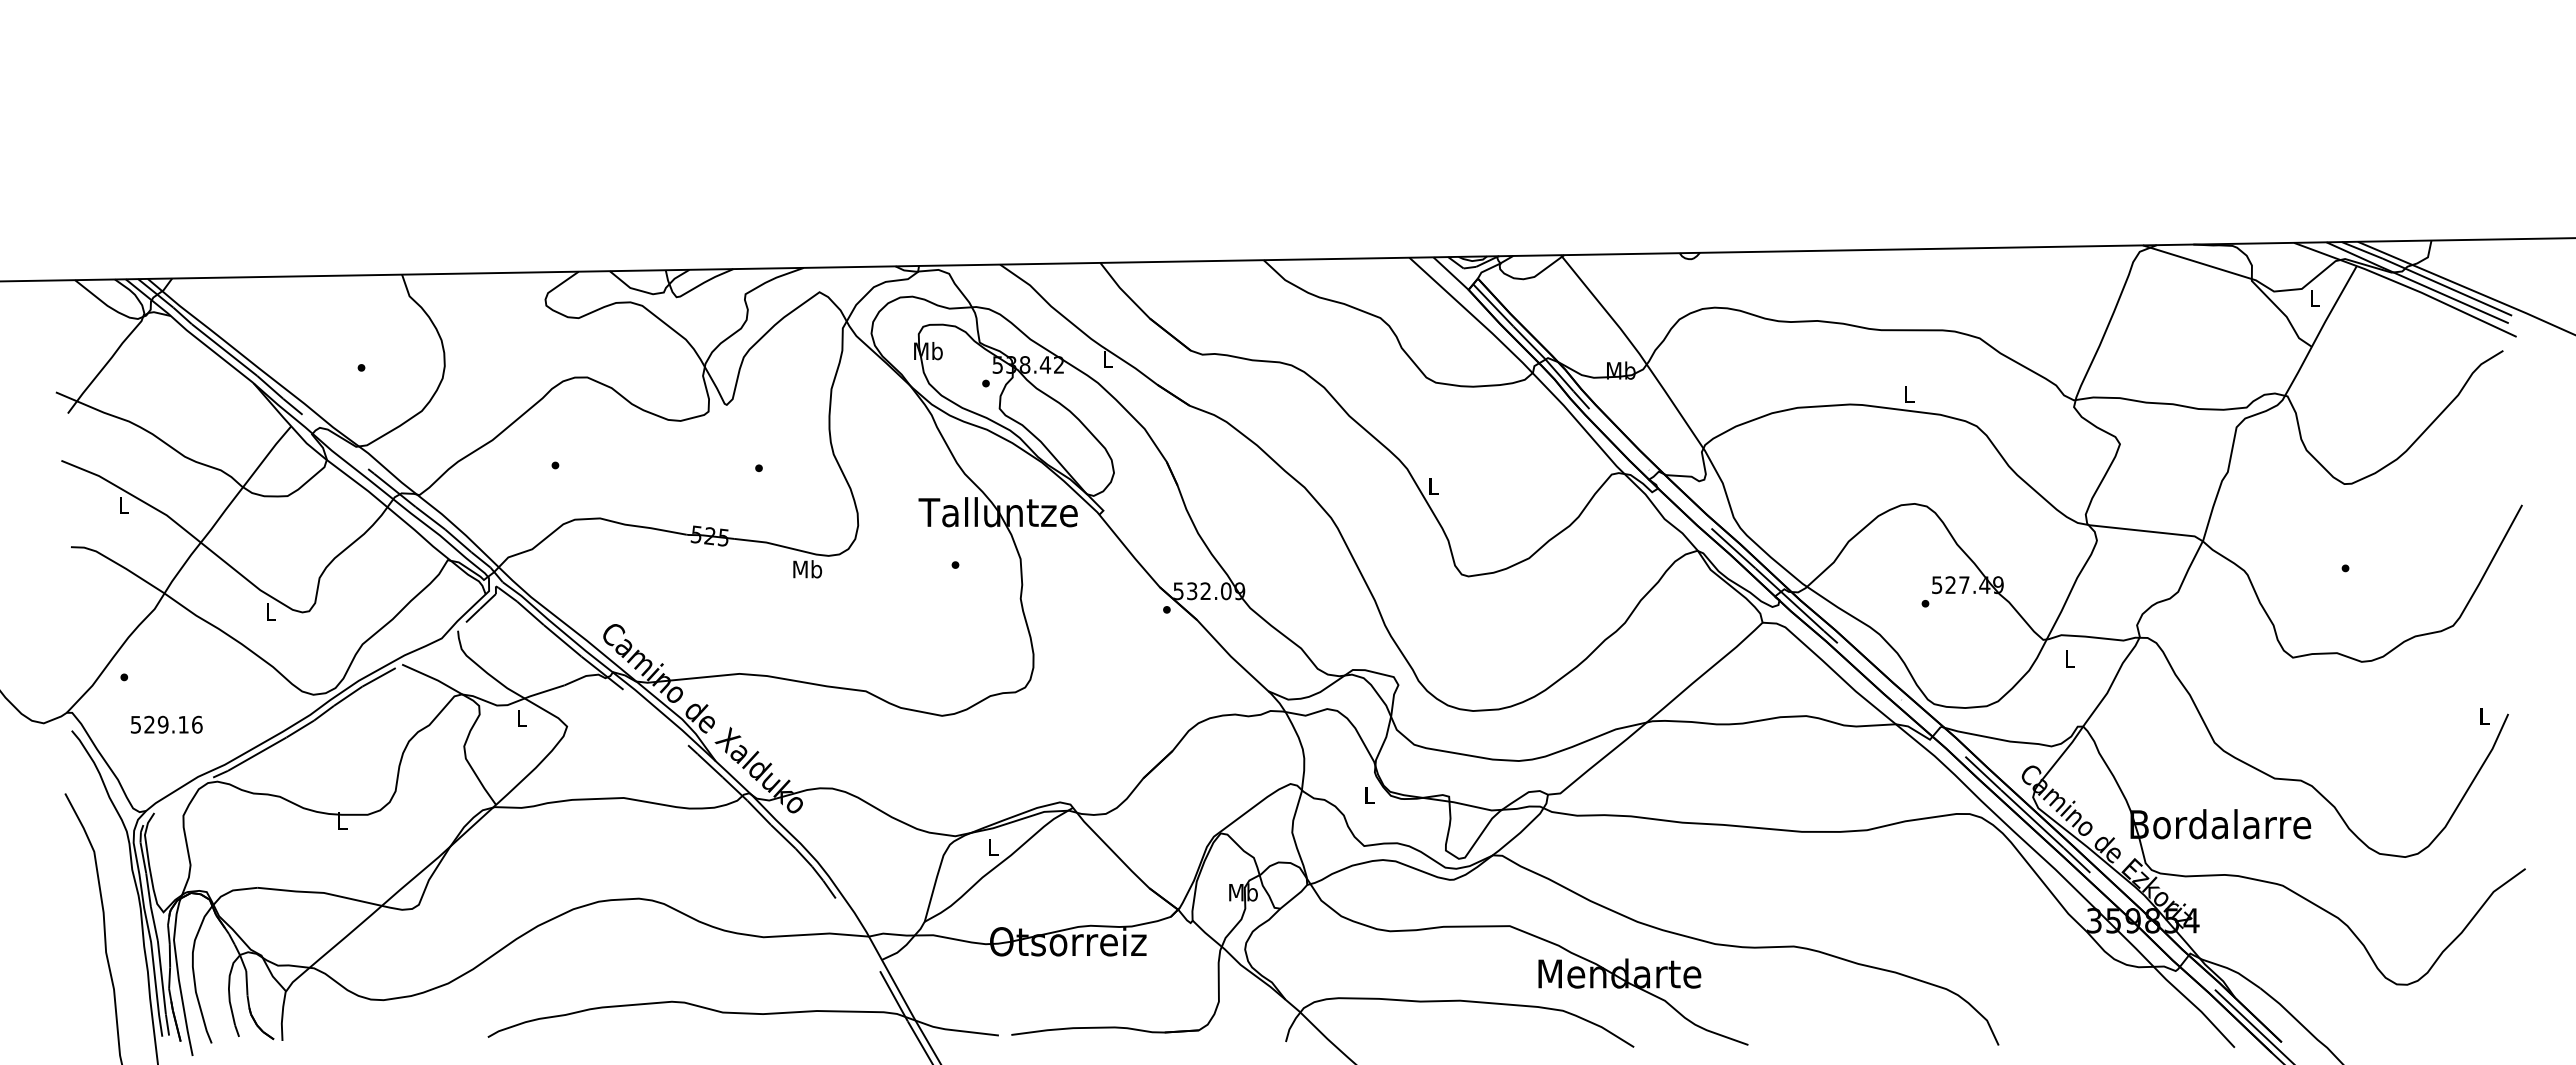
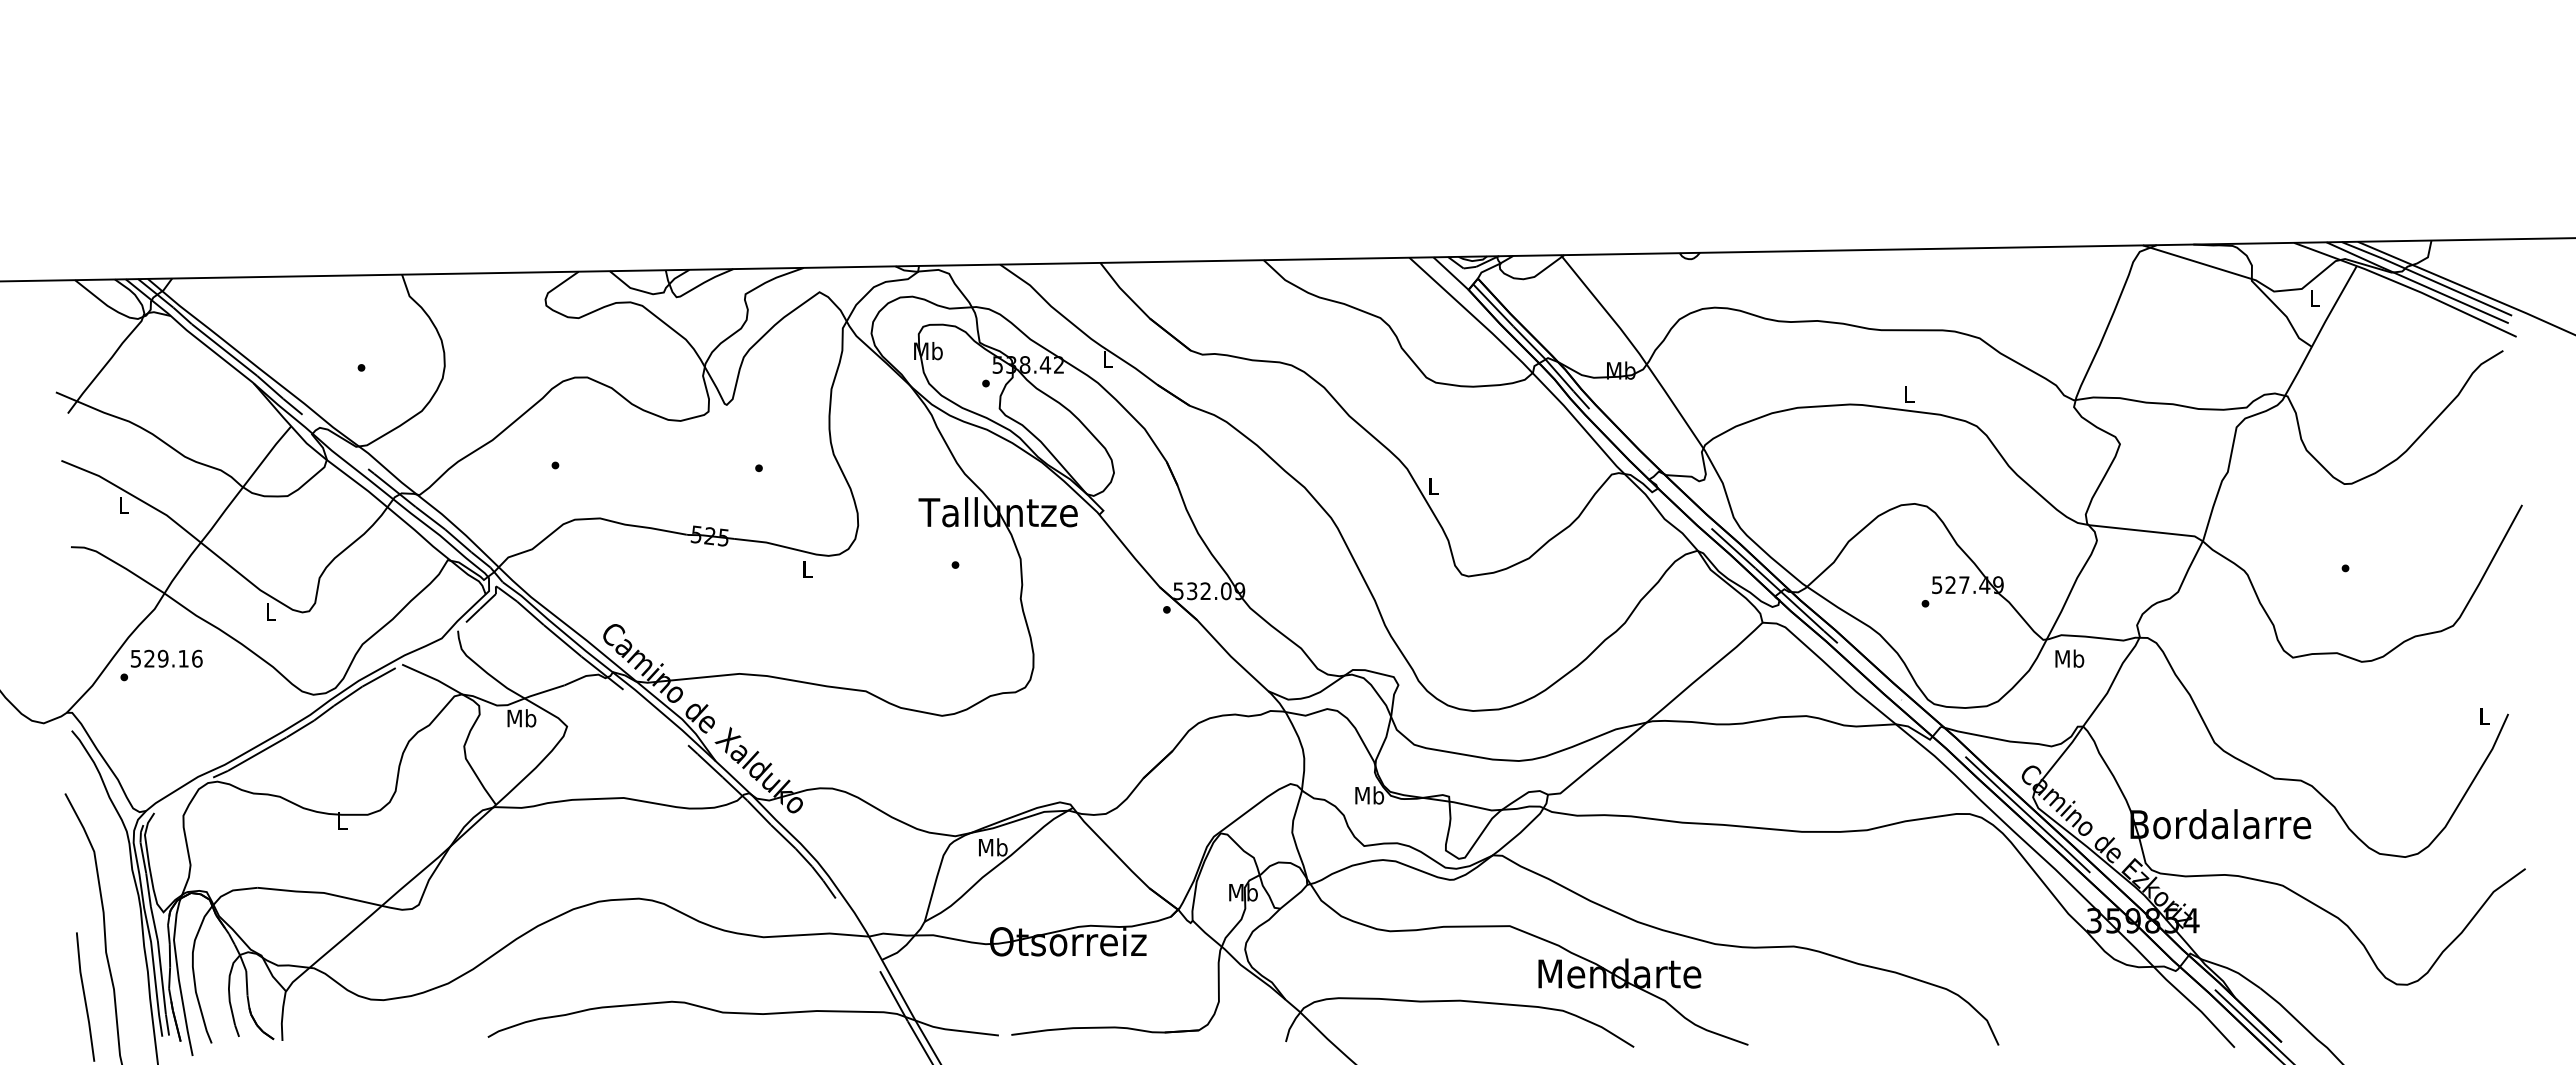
text: Mb -> L (807, 569)
text: L -> Mb (2069, 658)
text: L -> Mb (521, 718)
text position: (166, 724) -> (166, 658) (166, 658)
text: L -> Mb (1369, 795)
text: L -> Mb (993, 847)
line: none -> present (85, 996)
